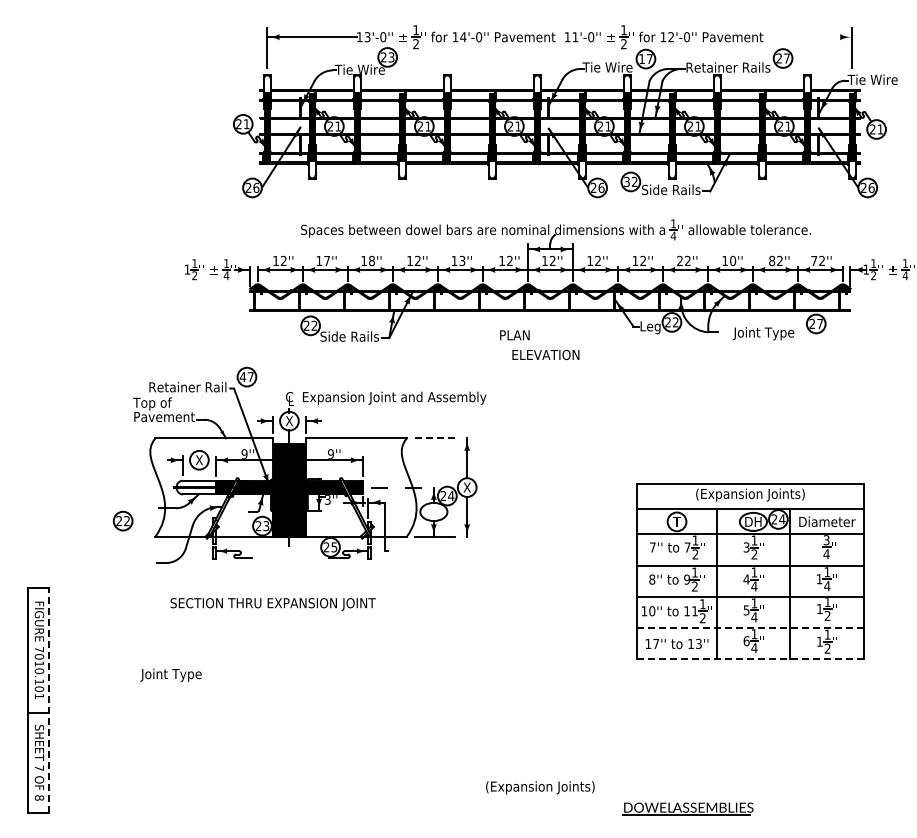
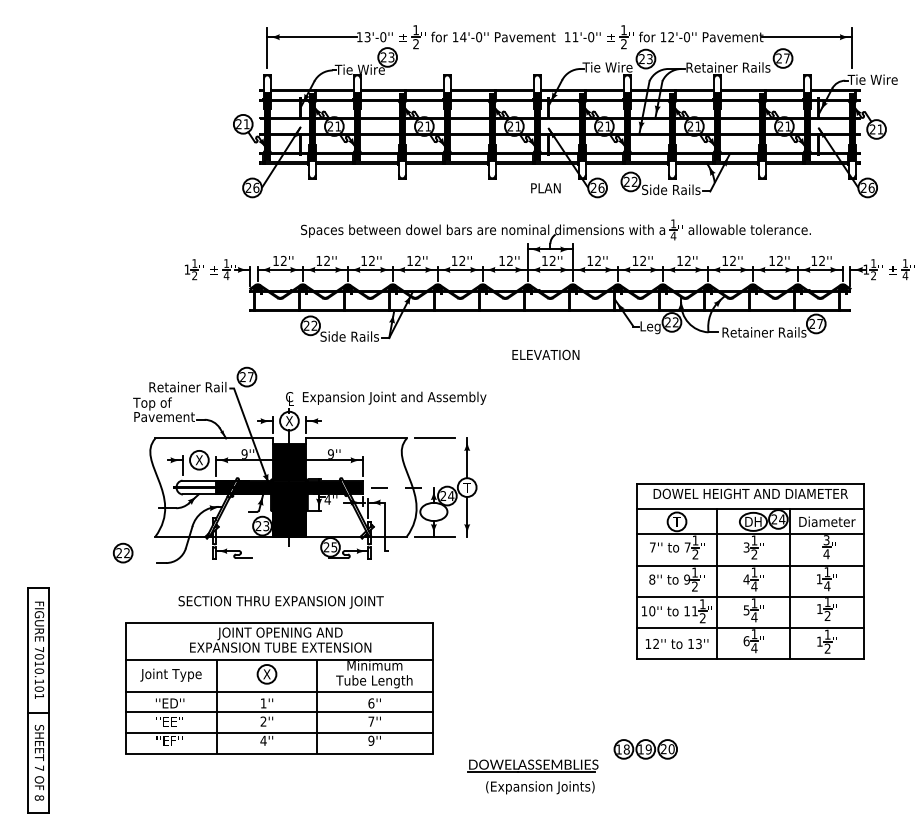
line: none -> present (807, 37)
text: 17 -> 23 (645, 59)
text: 32 -> 22 (626, 182)
text: 17'' -> 12'' (326, 260)
text: 22'' -> 12'' (679, 260)
text: 82'' -> 12'' (772, 260)
text: 72'' -> 12'' (814, 260)
text: 18'' -> 12'' (371, 261)
text: 13'' -> 12'' (462, 261)
text: 10'' -> 12'' (733, 261)
text: Joint Type -> Retainer Rails (764, 333)
text position: (514, 335) -> (545, 188) (545, 188)
text: 47 -> 27 (242, 377)
line: dashed -> solid (435, 438)
text: X -> T (466, 487)
text: (Expansion Joints) -> DOWEL HEIGHT AND DIAMETER (750, 494)
text: 3'' -> 4'' (327, 499)
part position: (122, 520) -> (122, 552) (122, 552)
text position: (272, 604) -> (280, 602) (280, 602)
line: dashed -> solid (750, 628)
text: 17'' -> 12'' (655, 643)
line: dashed -> solid (750, 659)
part: none -> present (279, 688)
line: dashed -> solid (49, 700)
part: none -> present (645, 749)
part position: (687, 808) -> (532, 765) (532, 765)
